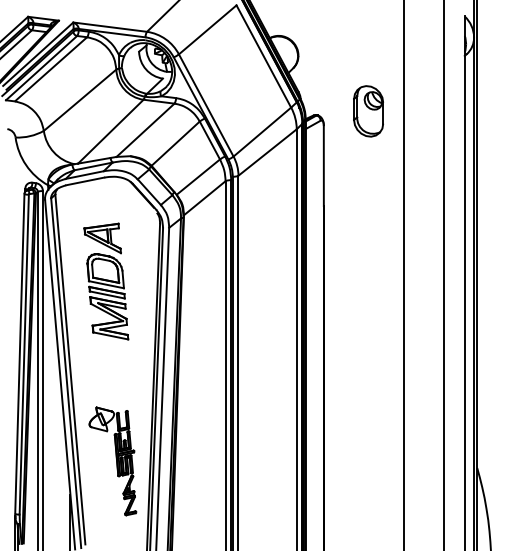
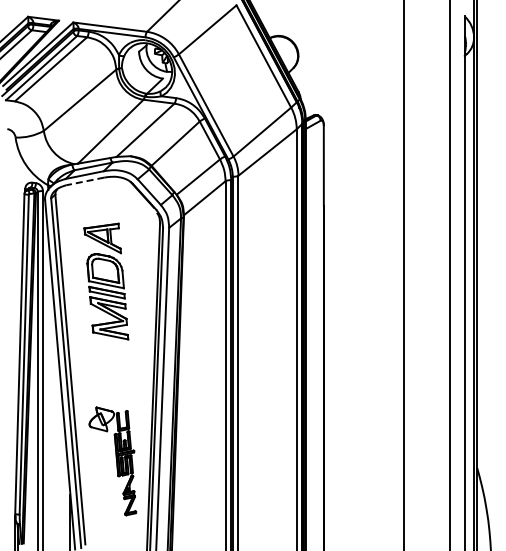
part: present -> none (368, 111)
line: solid -> dashed (84, 181)
line position: (444, 274) -> (450, 274) (450, 274)
